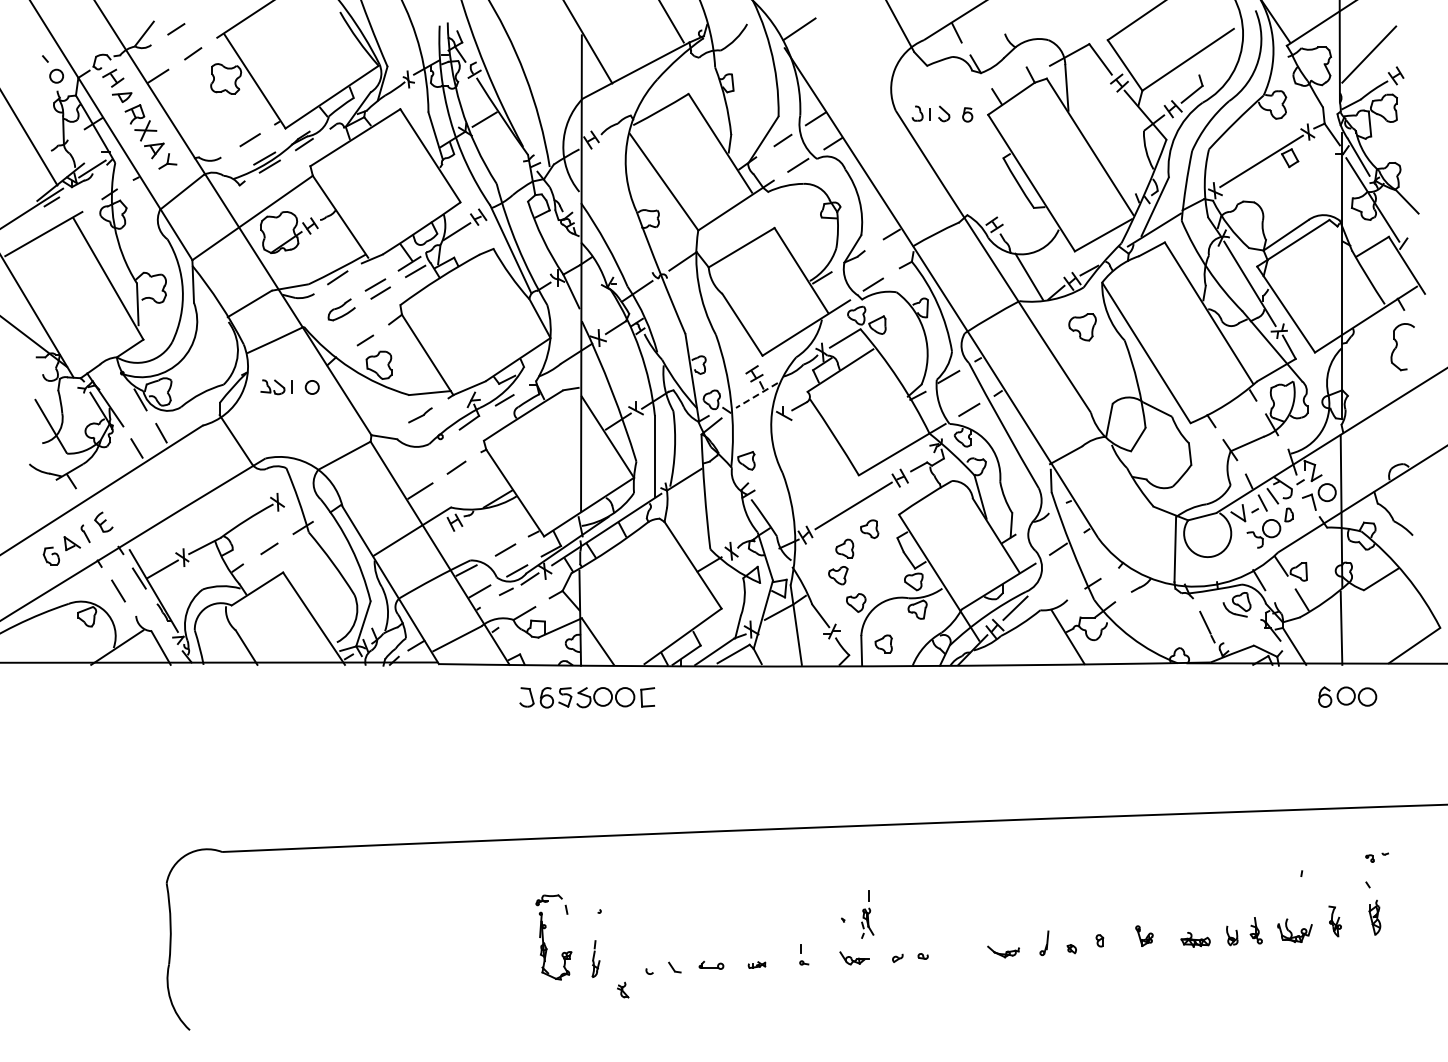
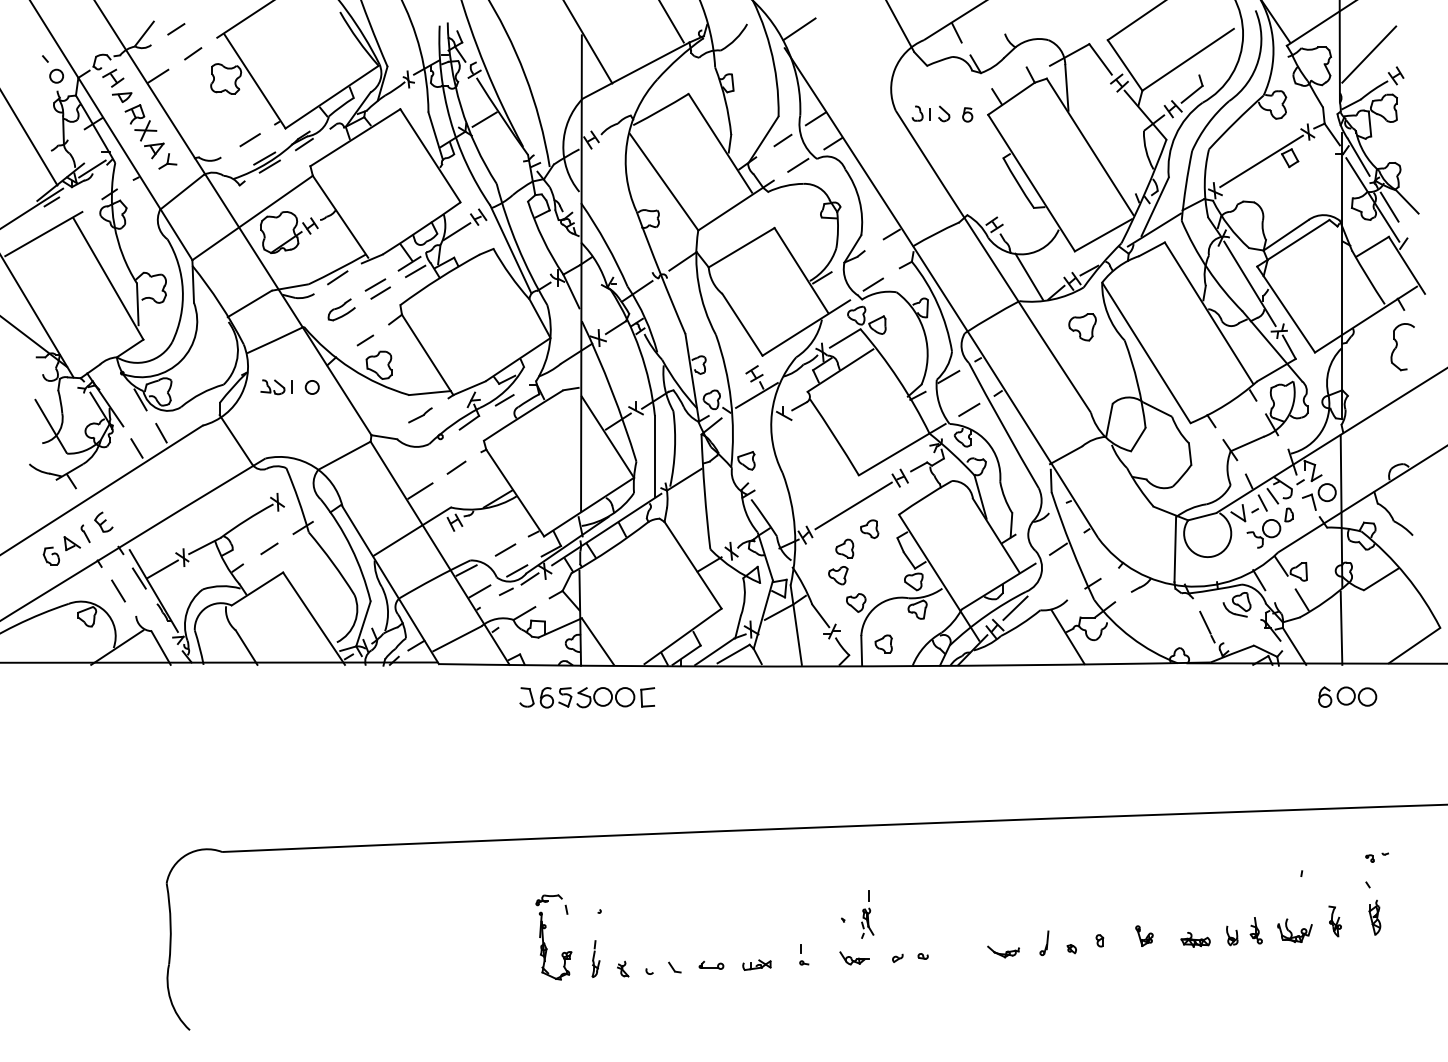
line: none -> present (1389, 206)
line: dashed -> solid (756, 395)
part size: 20x8 px -> 30x12 px (756, 964)
part position: (623, 989) -> (623, 968) (623, 968)
